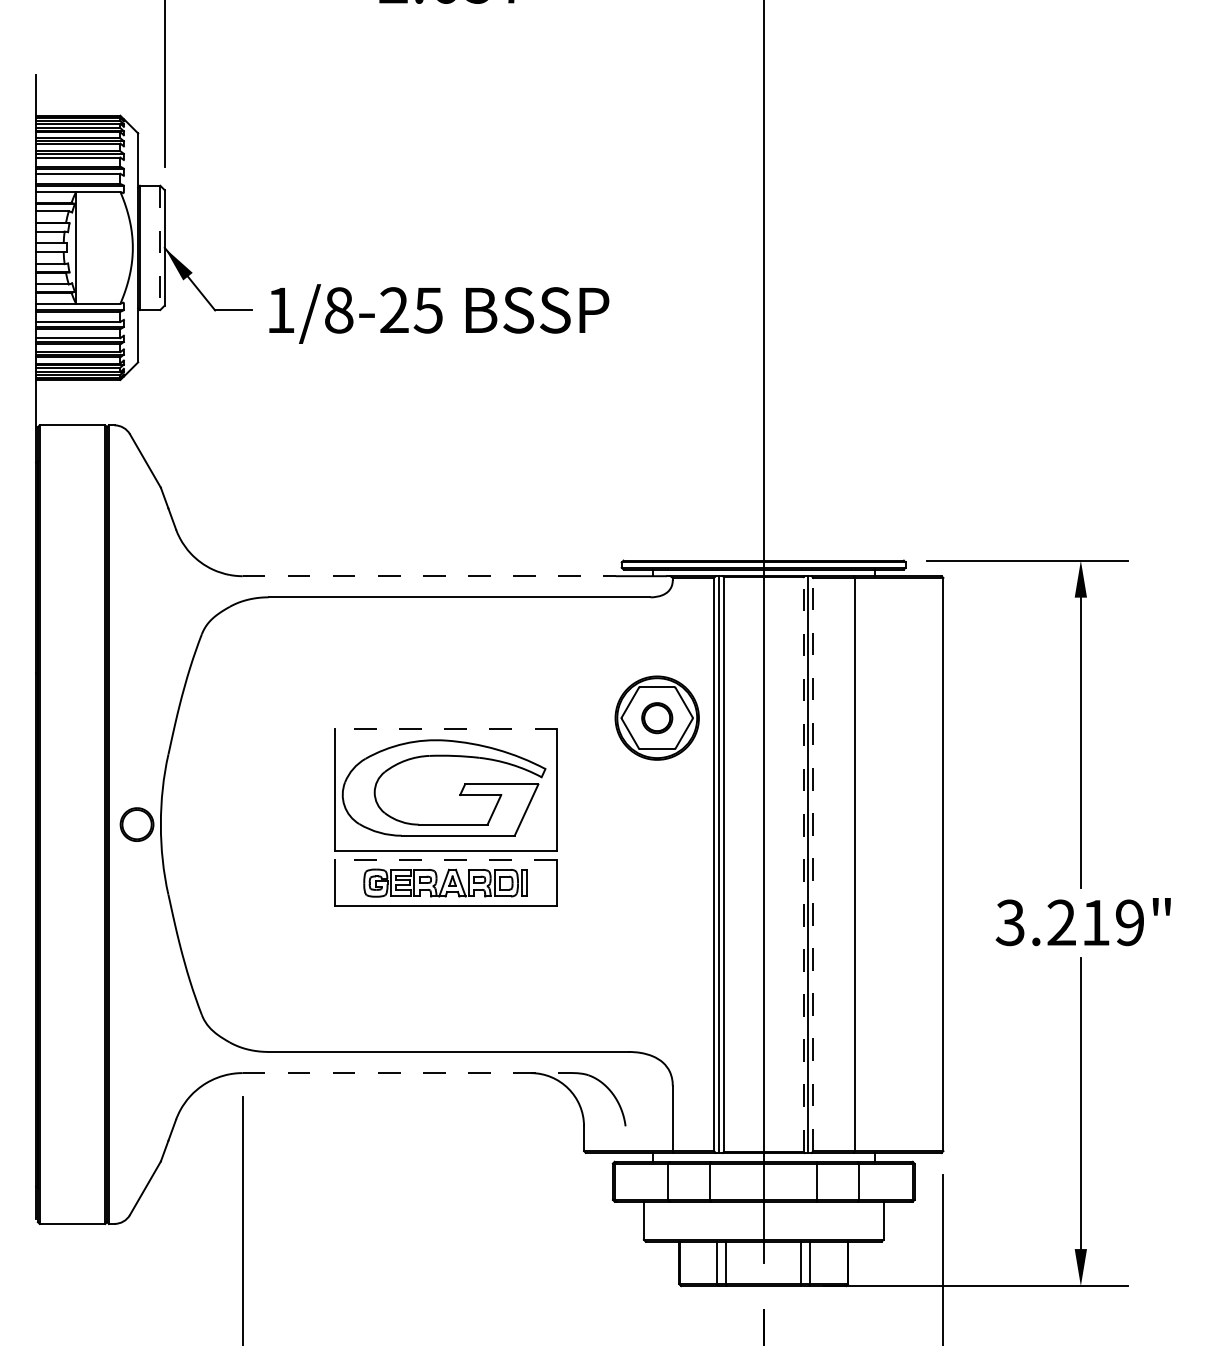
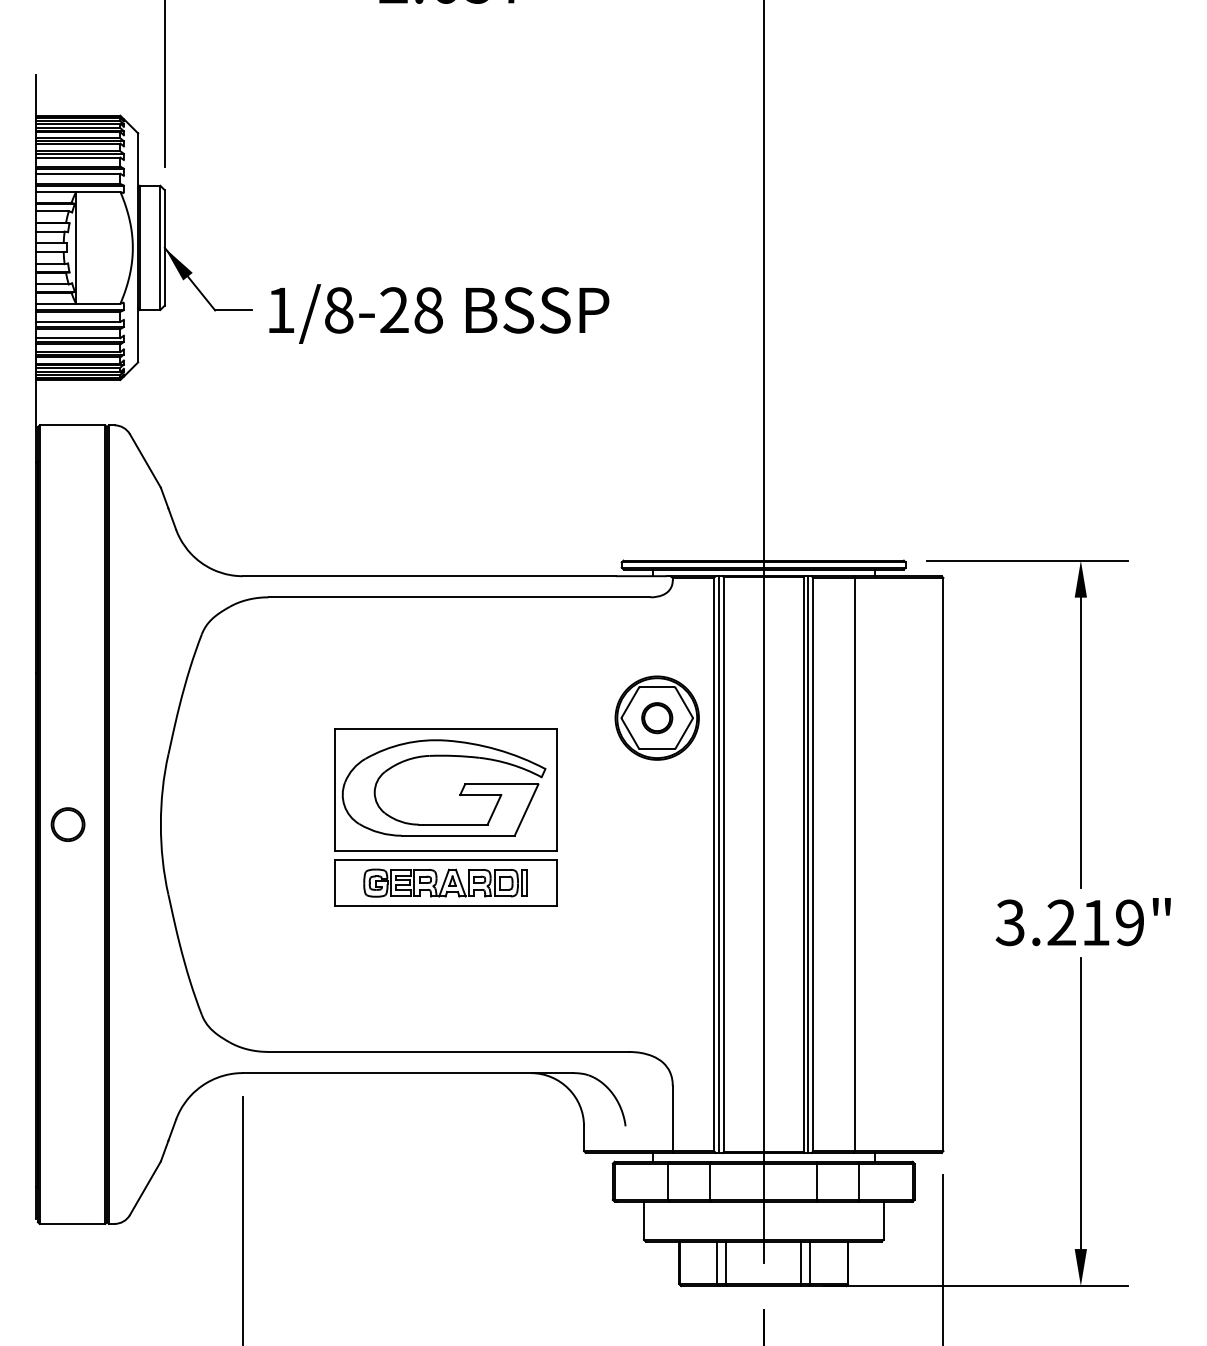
line: dashed -> solid (160, 248)
text: 1/8-25 -> 1/8-28 (427, 310)
line: dashed -> solid (429, 576)
line: dashed -> solid (446, 728)
part position: (136, 824) -> (67, 824) (67, 824)
line: dashed -> solid (445, 859)
line: dashed -> solid (803, 864)
line: dashed -> solid (813, 864)
line: dashed -> solid (408, 1073)
